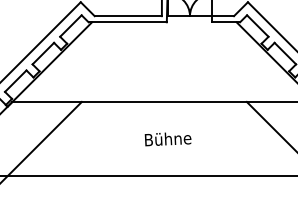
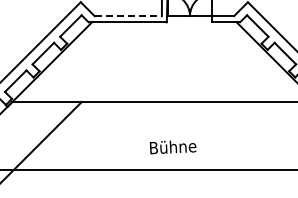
line: solid -> dashed (128, 16)
line: present -> none (270, 125)
text position: (167, 139) -> (172, 147) (172, 147)
line position: (148, 175) -> (148, 169) (148, 169)
